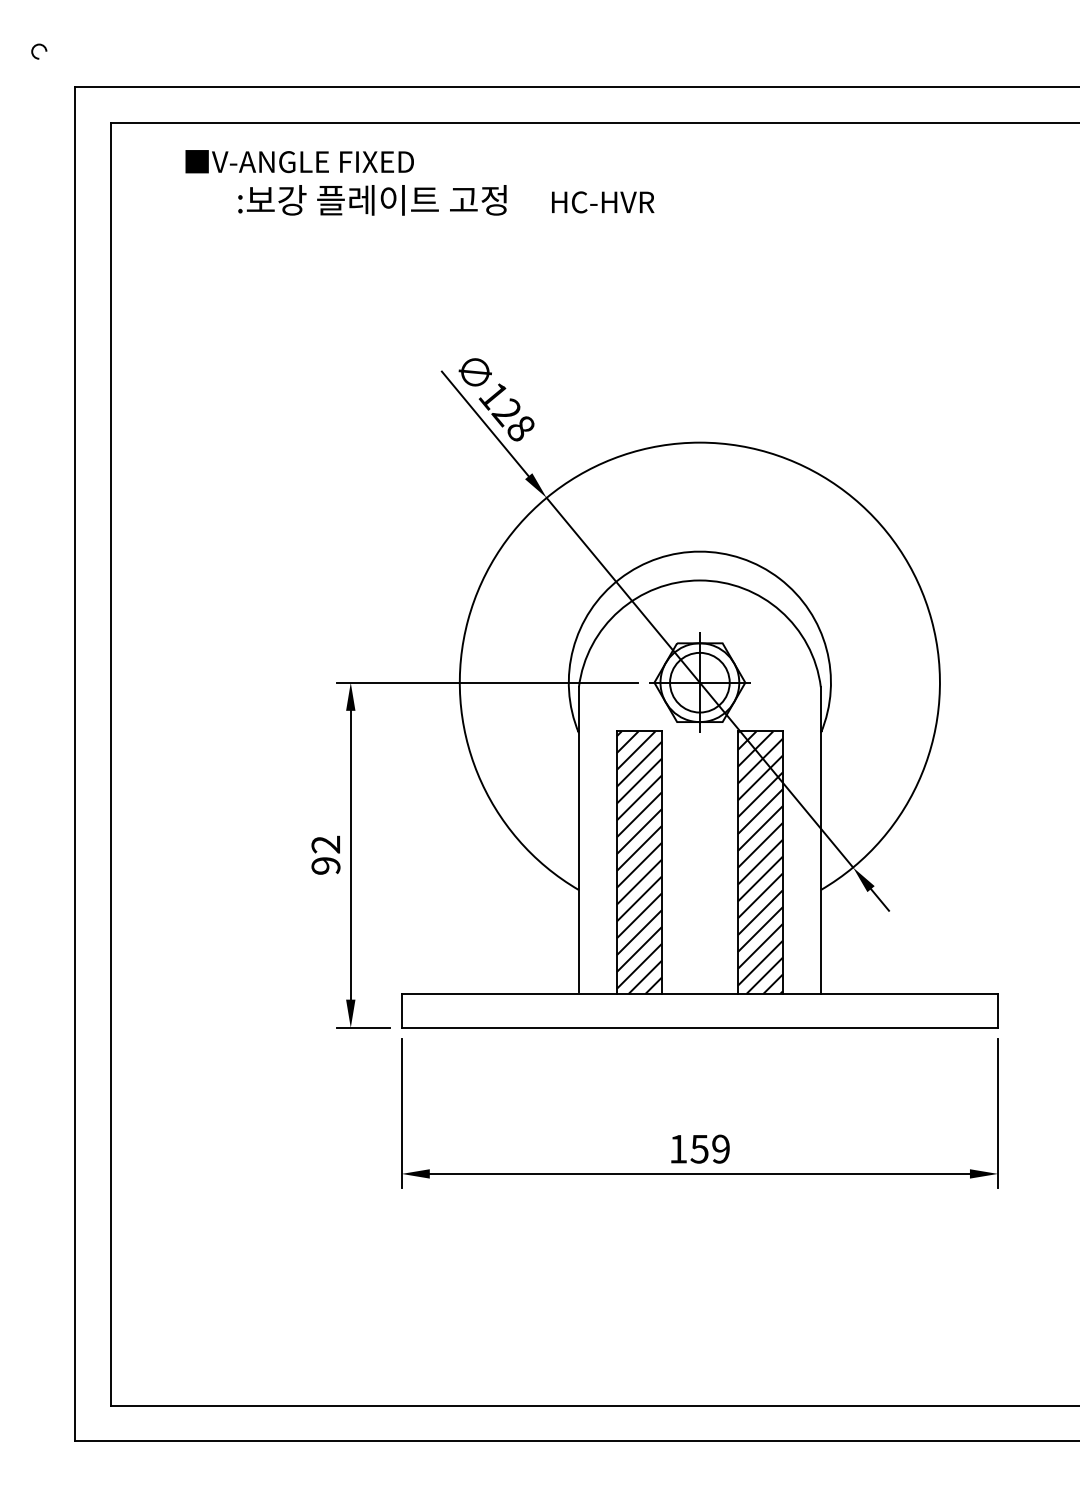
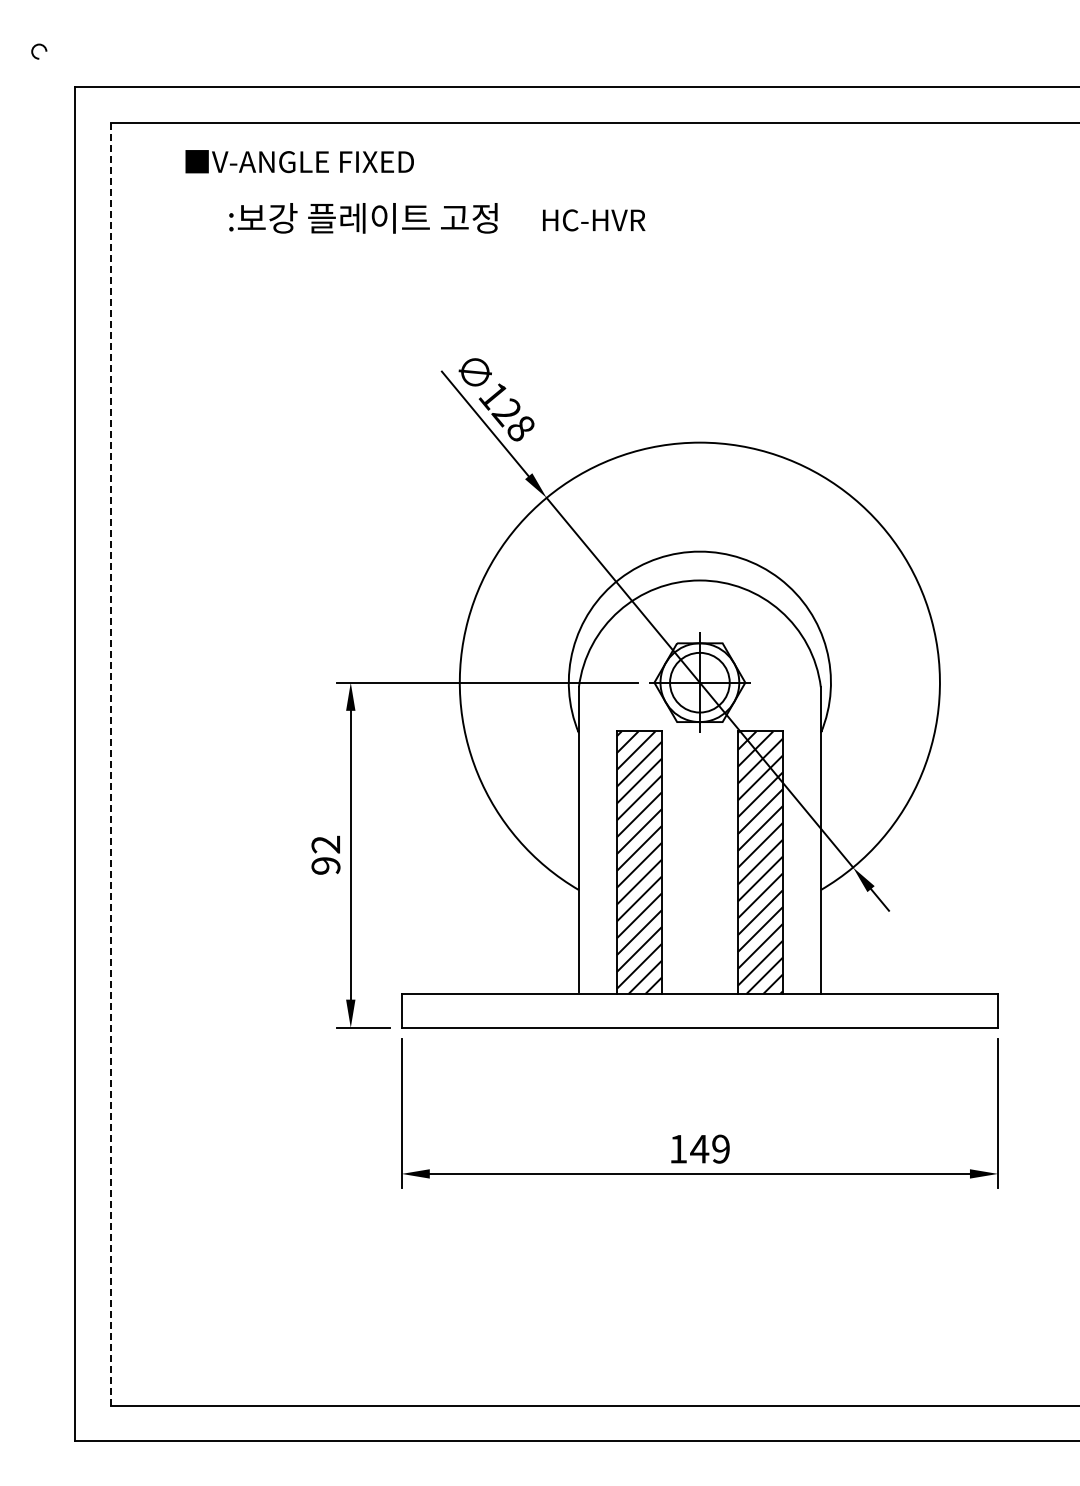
text position: (446, 200) -> (437, 218) (437, 218)
line: solid -> dashed (110, 764)
text: 159 -> 149 (699, 1149)
